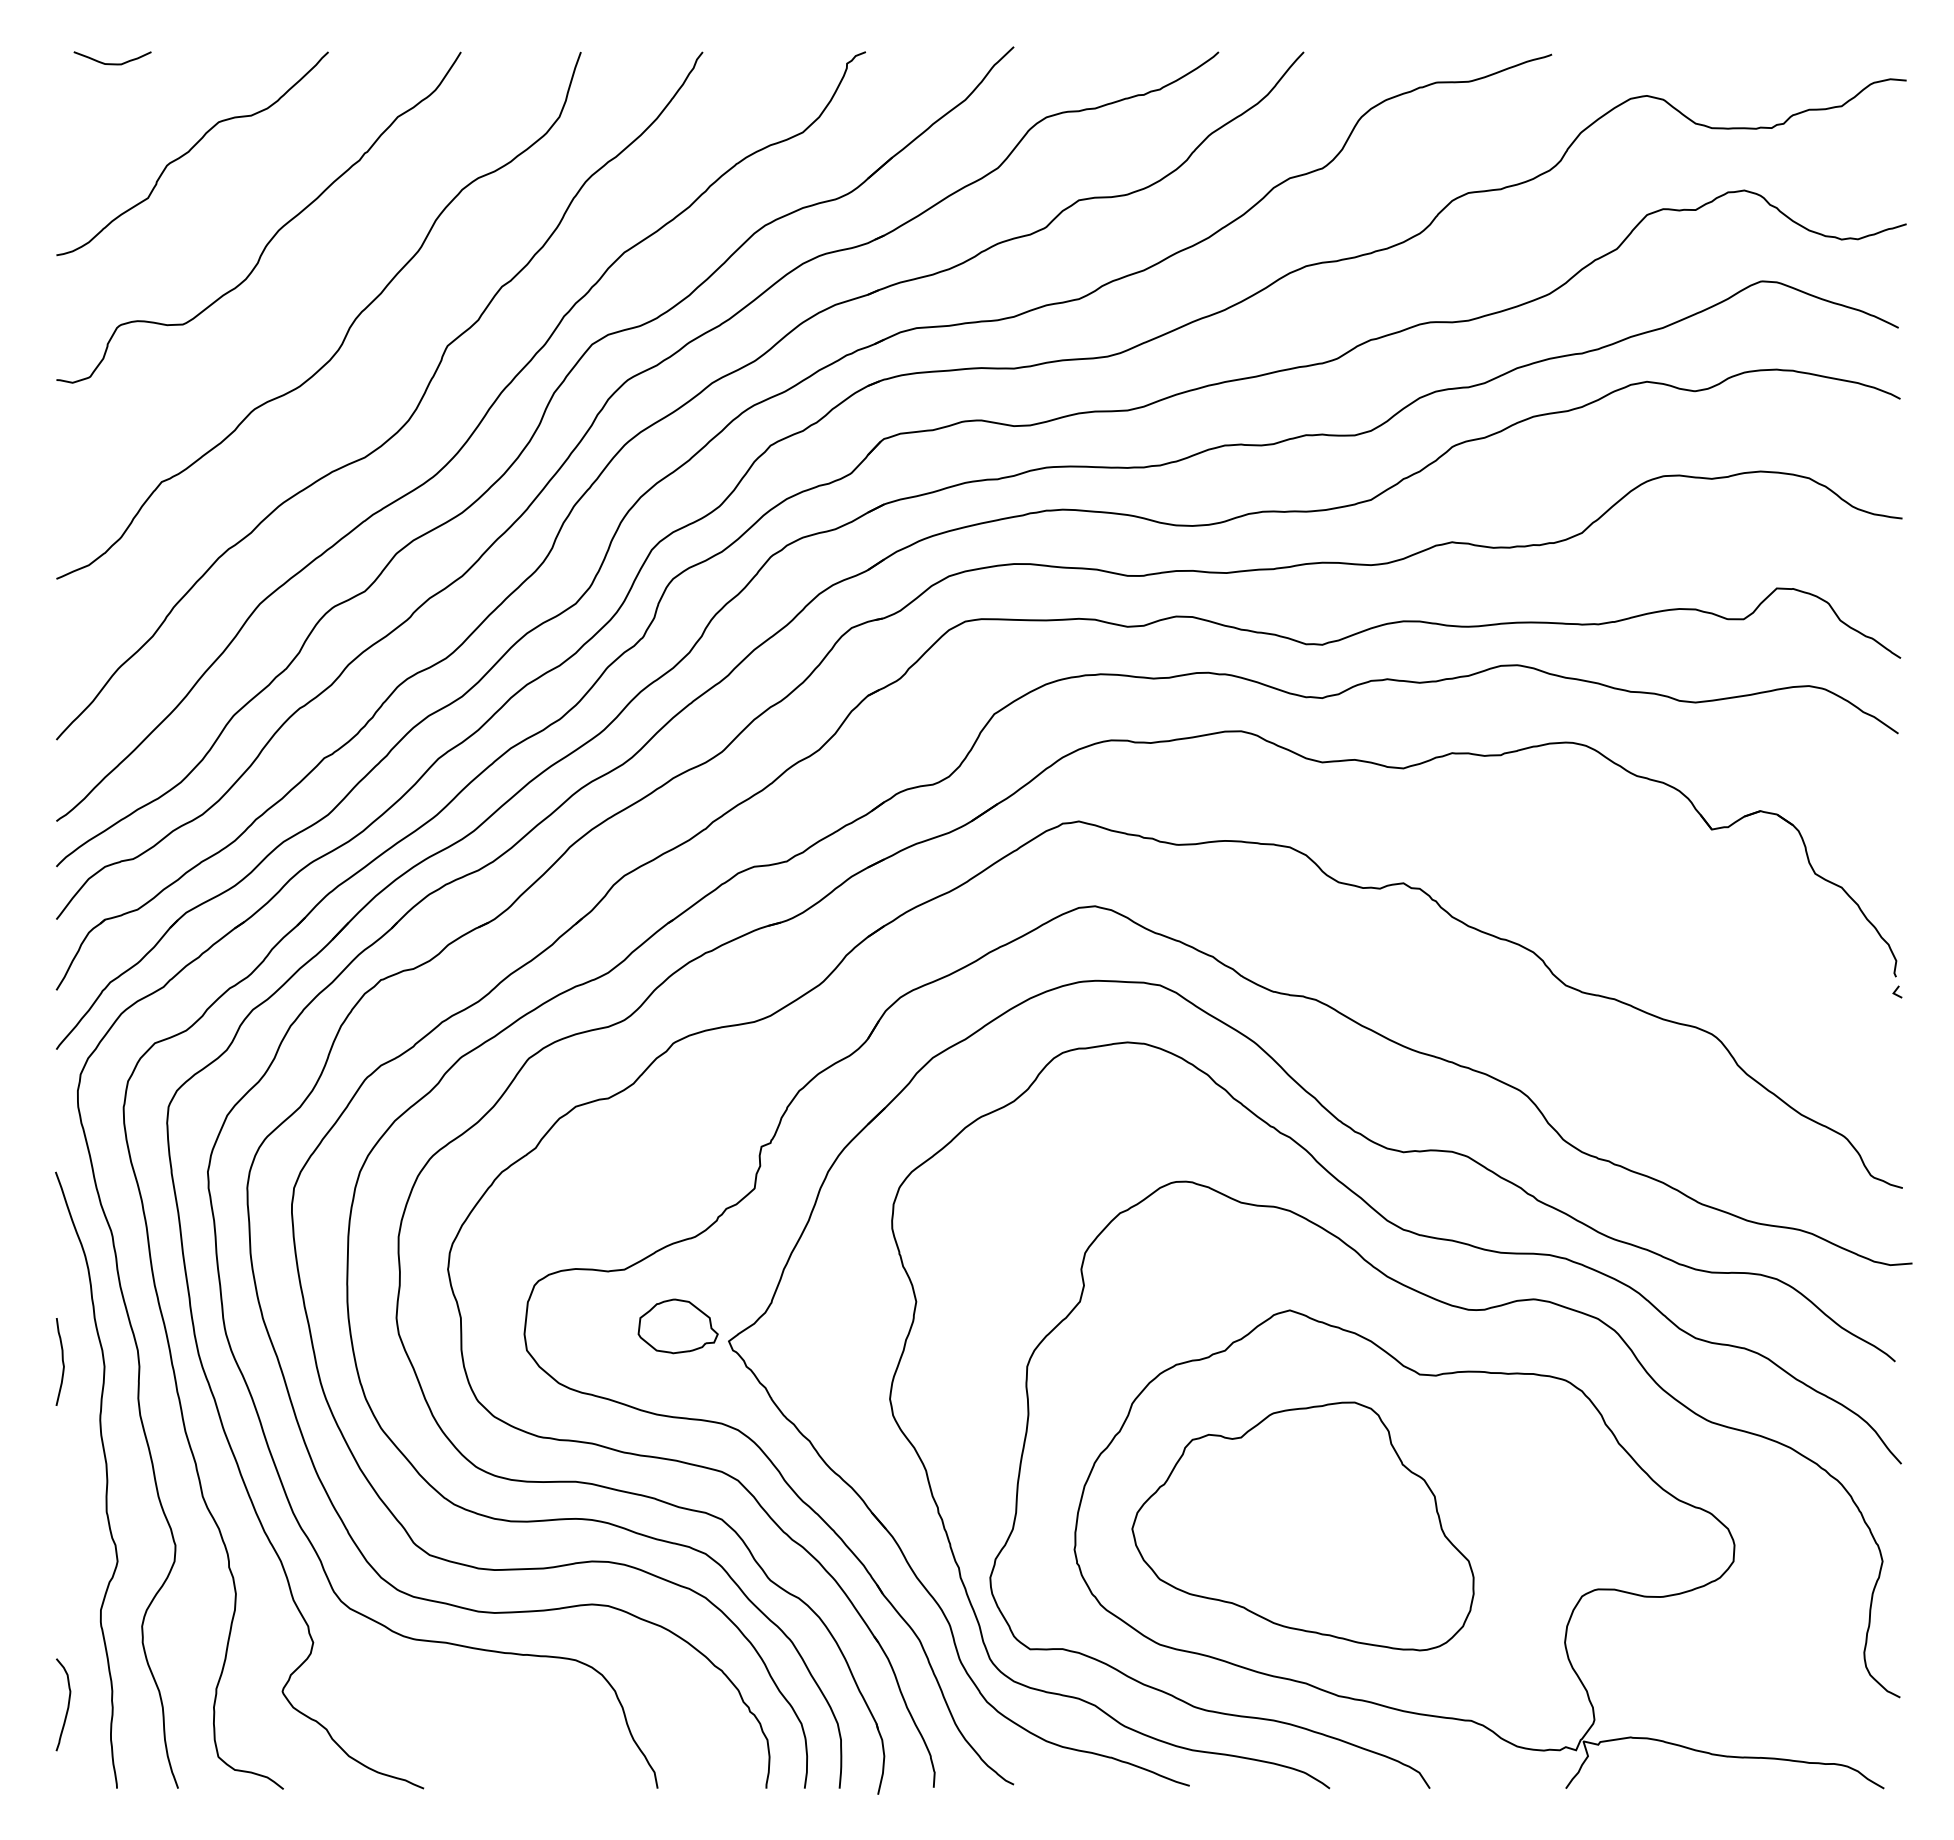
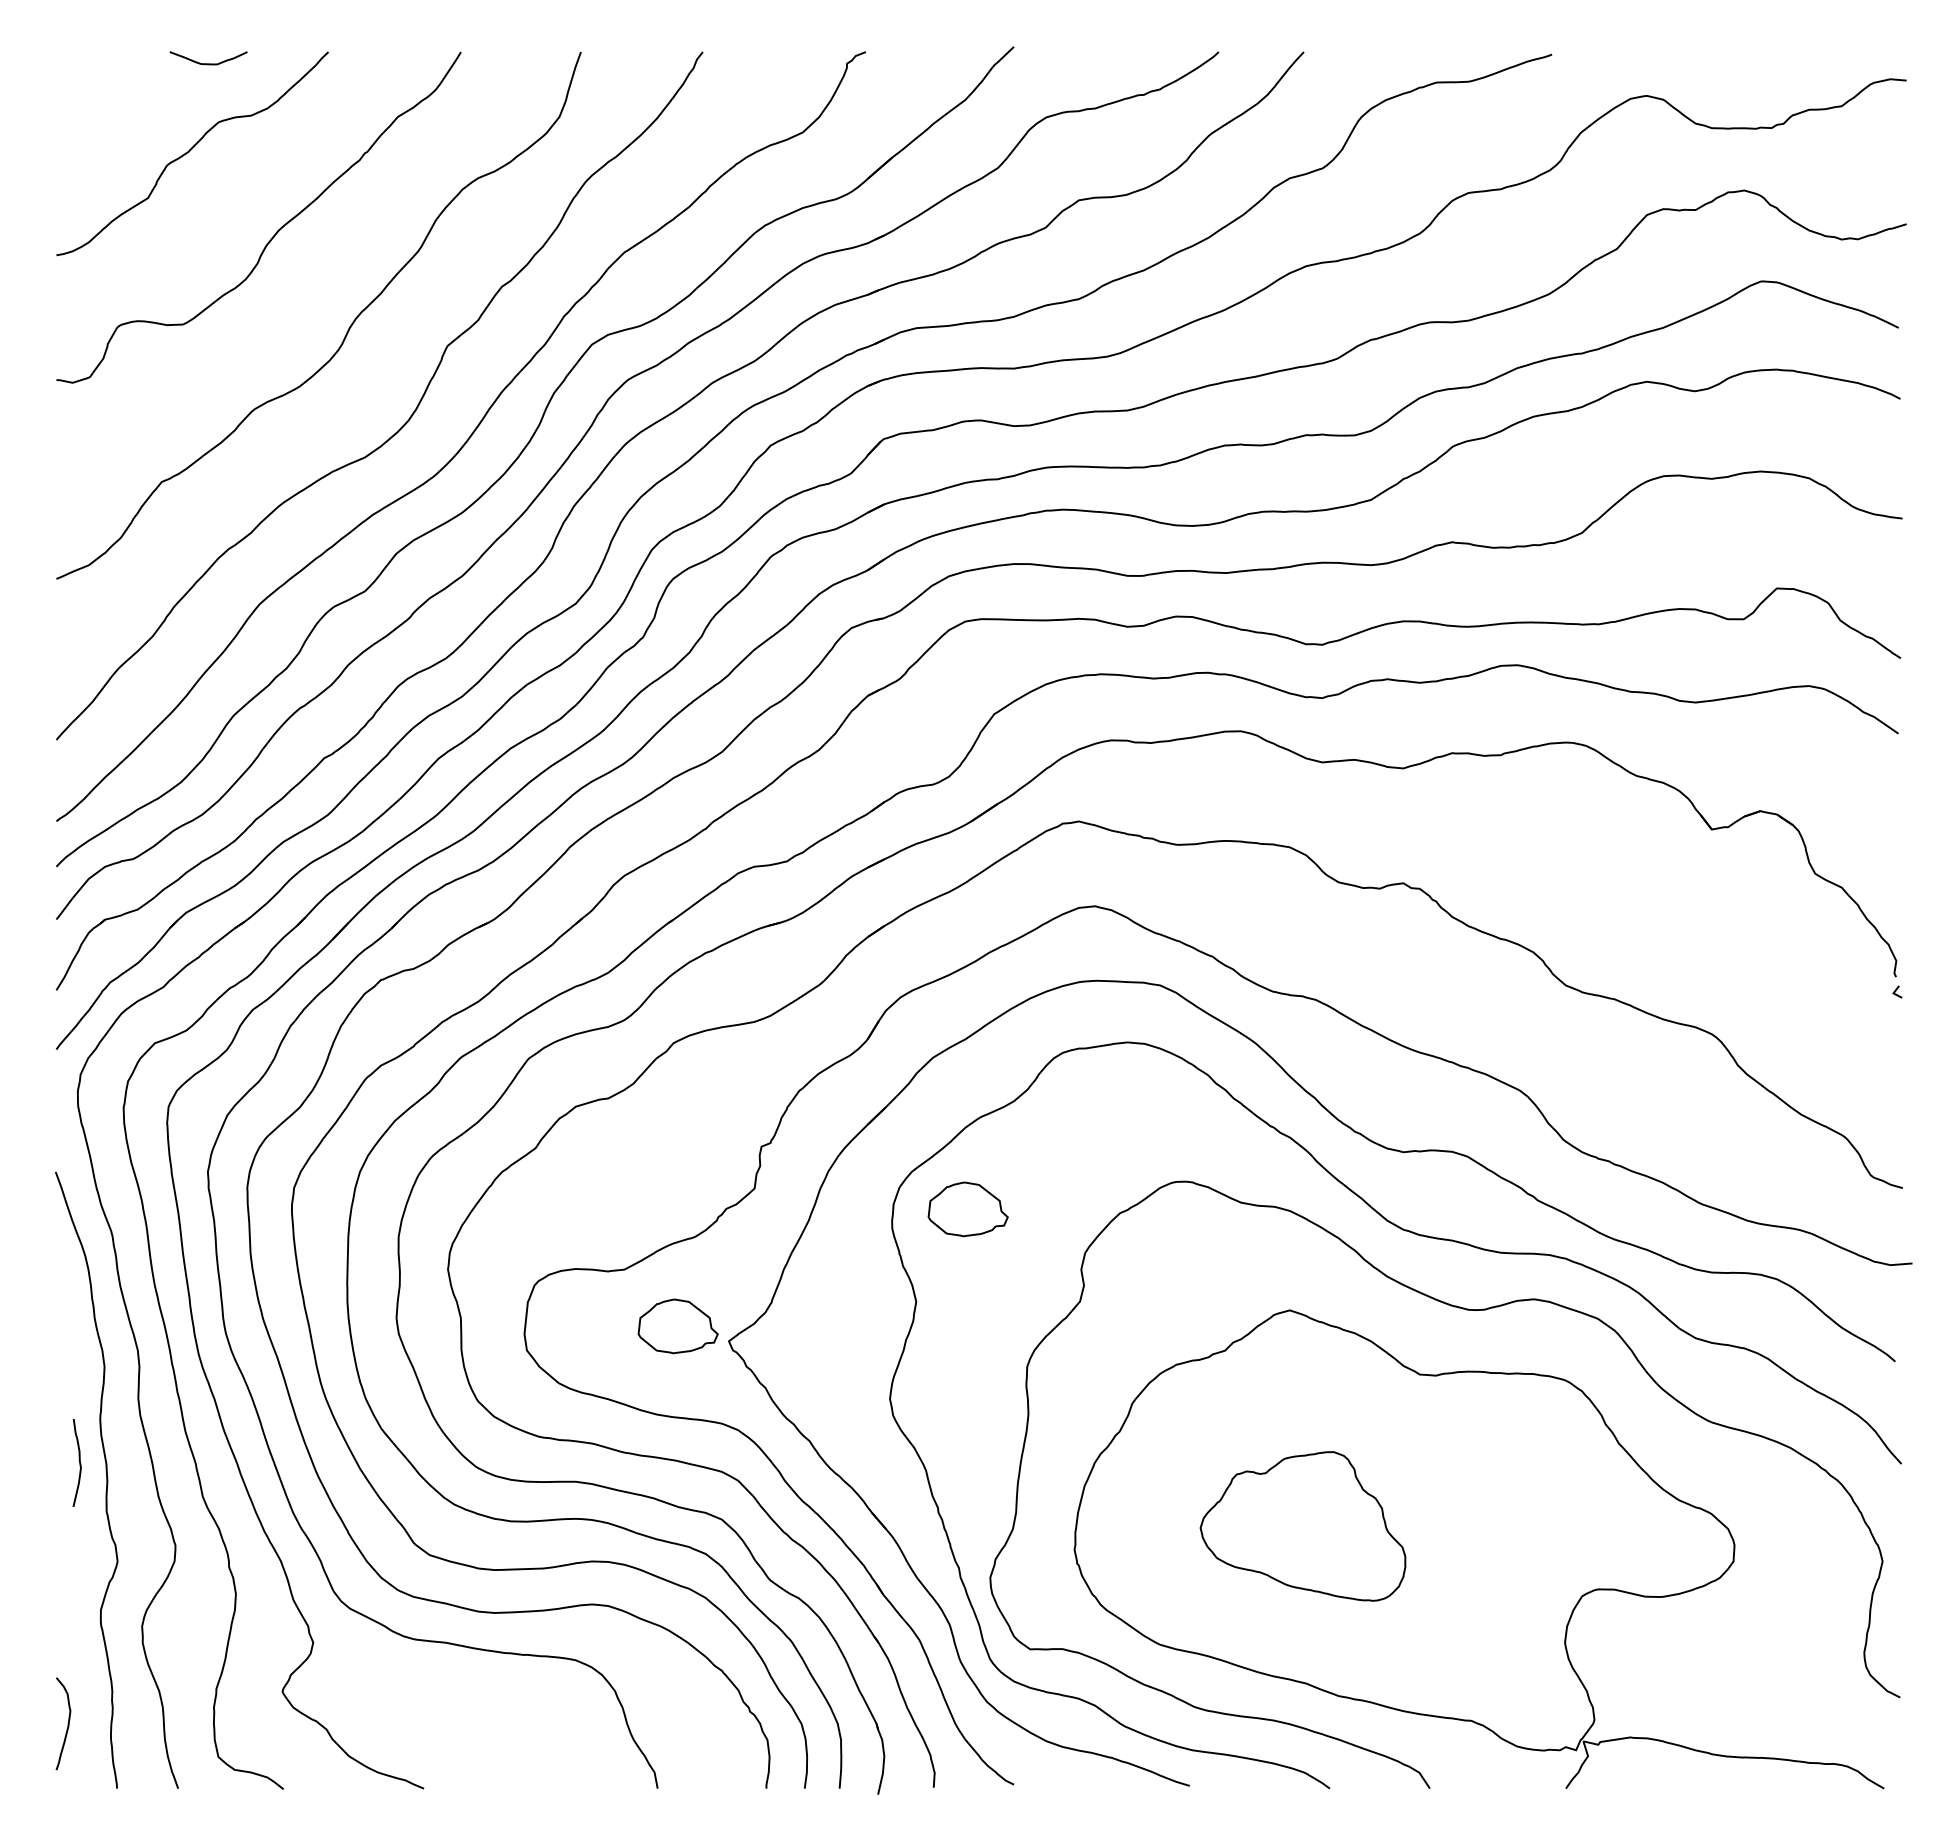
curve position: (112, 63) -> (208, 63) (208, 63)
part: none -> present (967, 1209)
curve position: (61, 1359) -> (78, 1460) (78, 1460)
part size: 344x251 px -> 208x151 px (1302, 1526)
curve position: (67, 1704) -> (67, 1723) (67, 1723)
